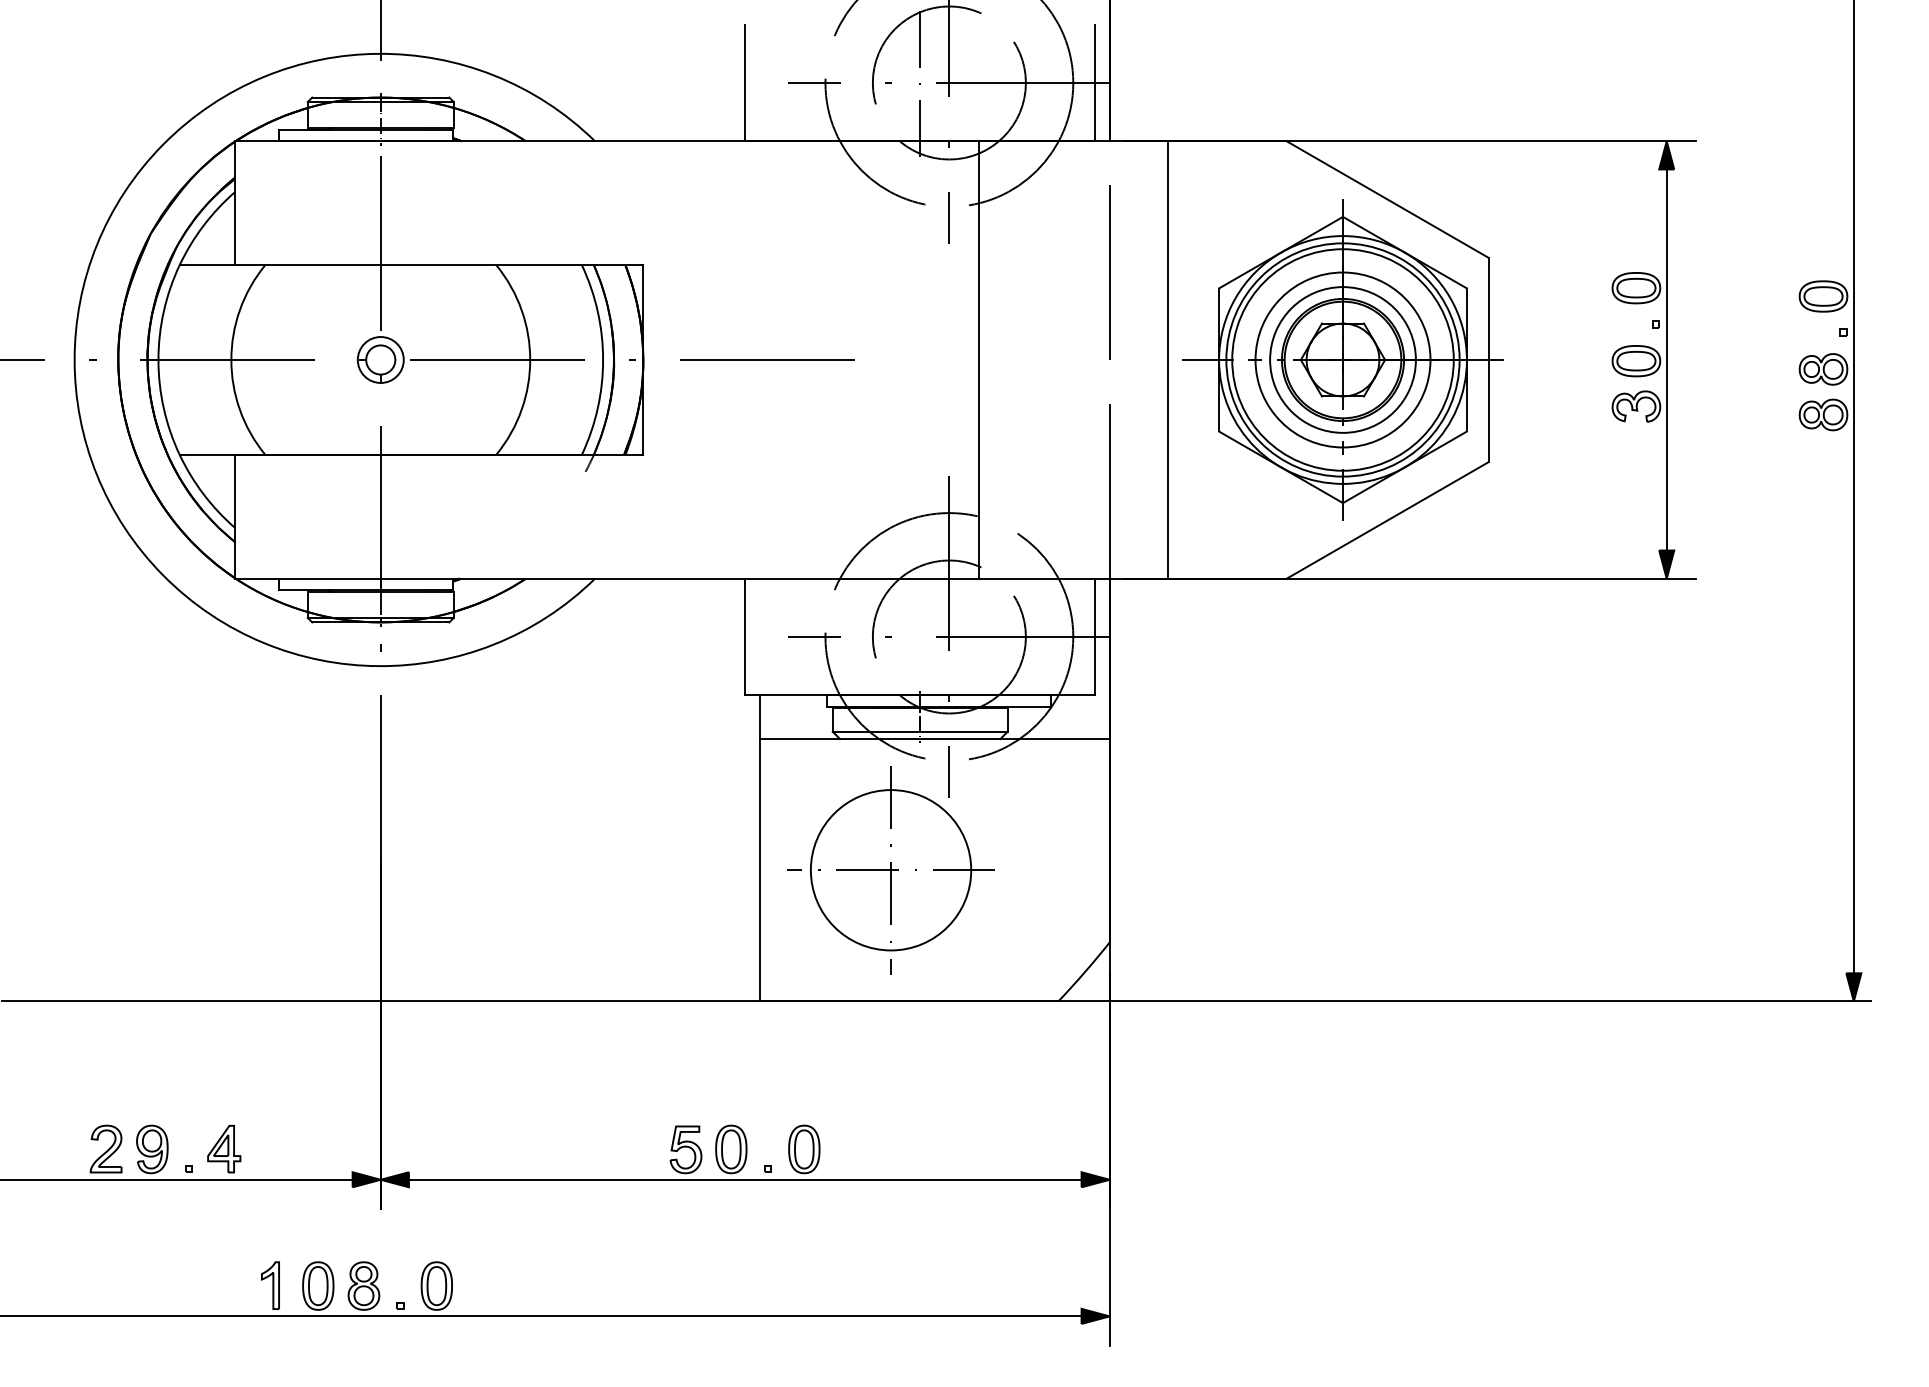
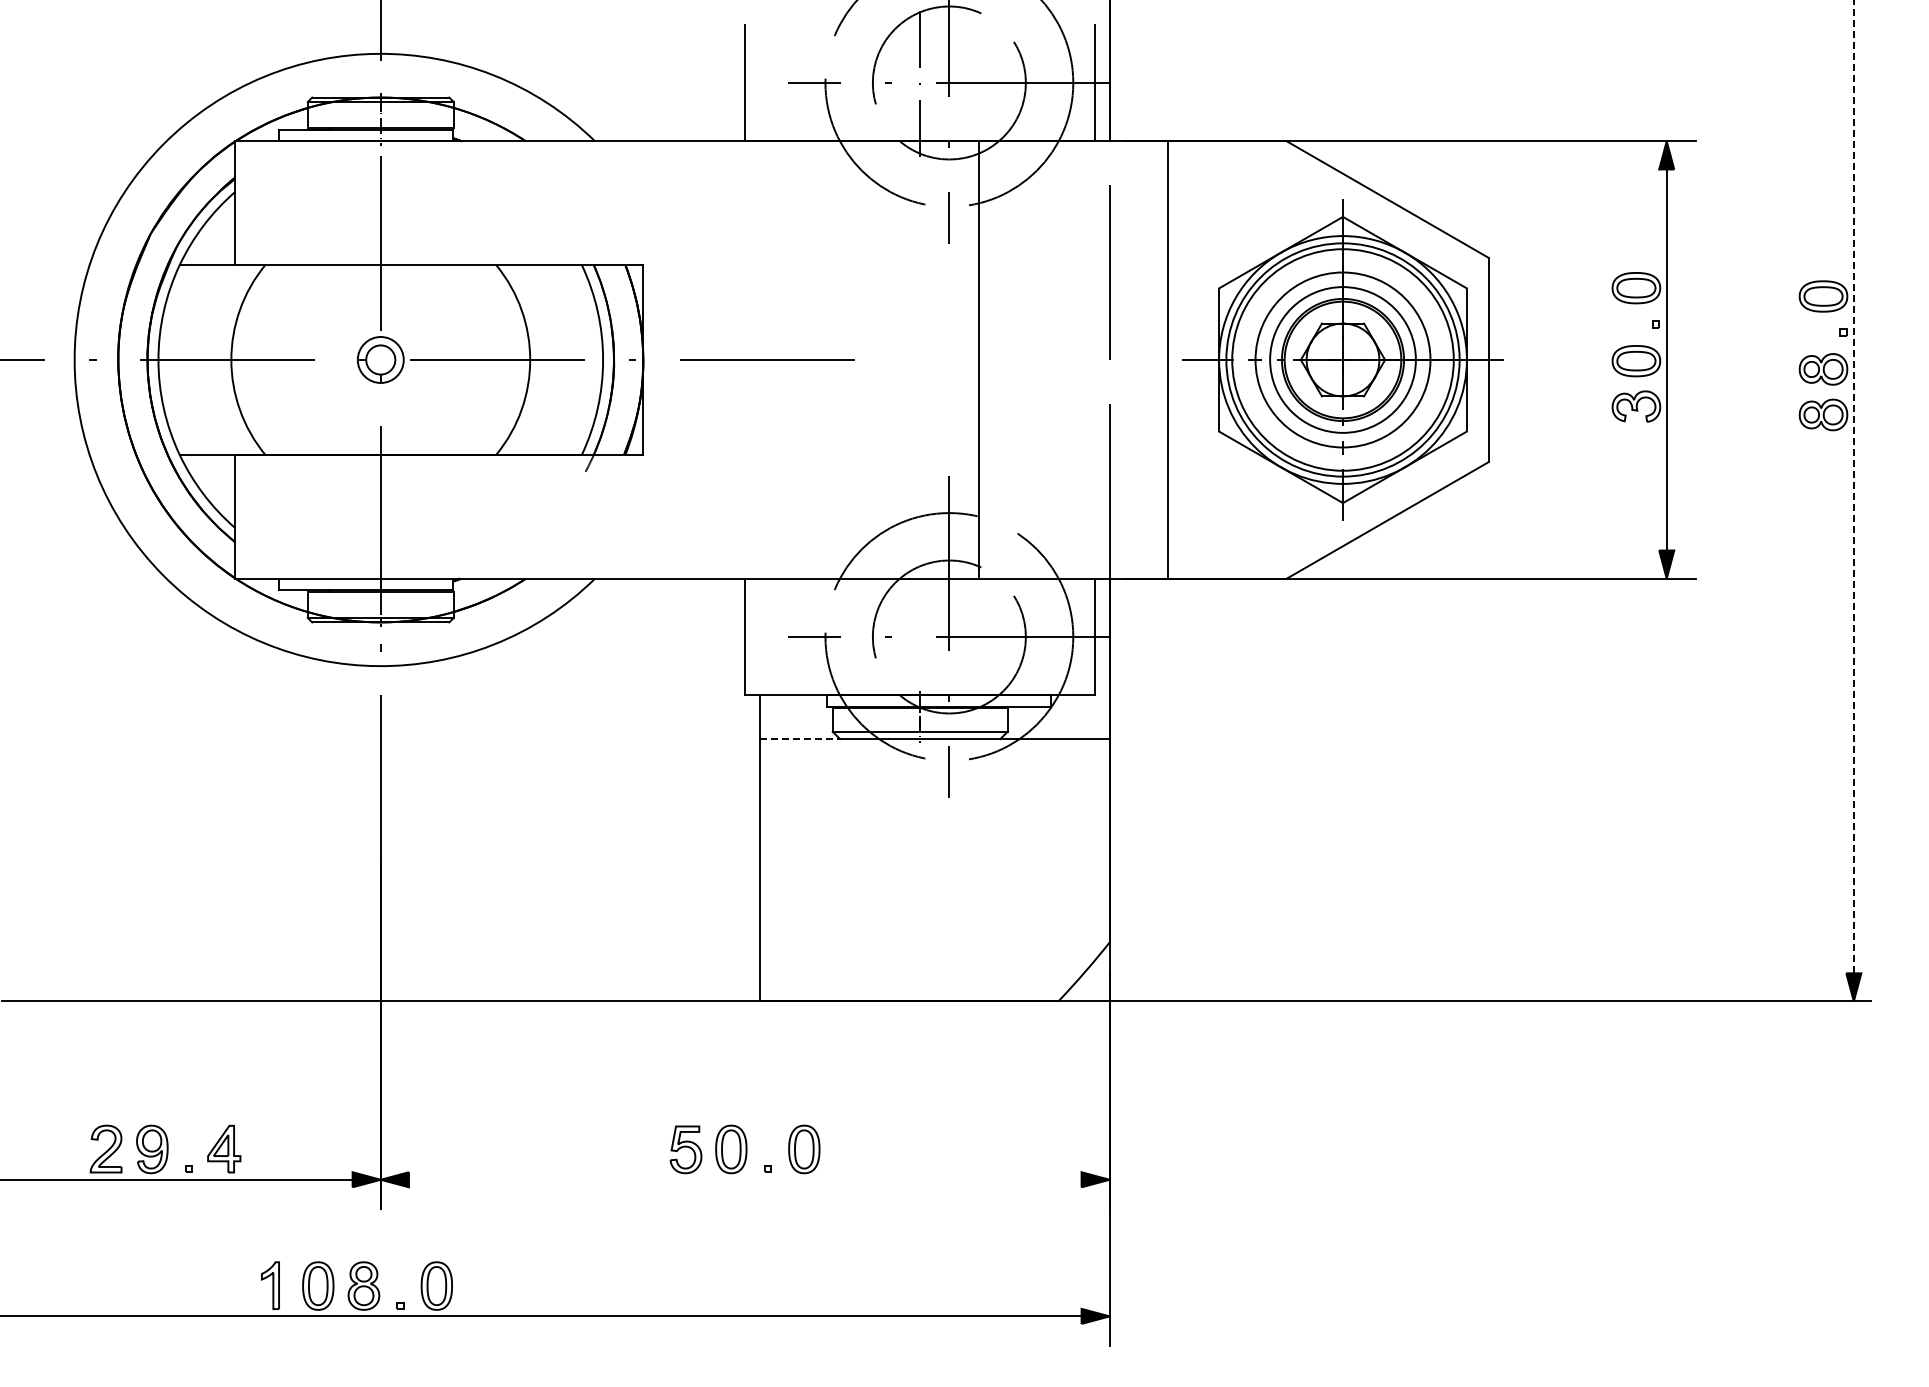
line: solid -> dashed (1853, 486)
line: solid -> dashed (800, 739)
part: present -> none (890, 870)
line: present -> none (744, 1179)
